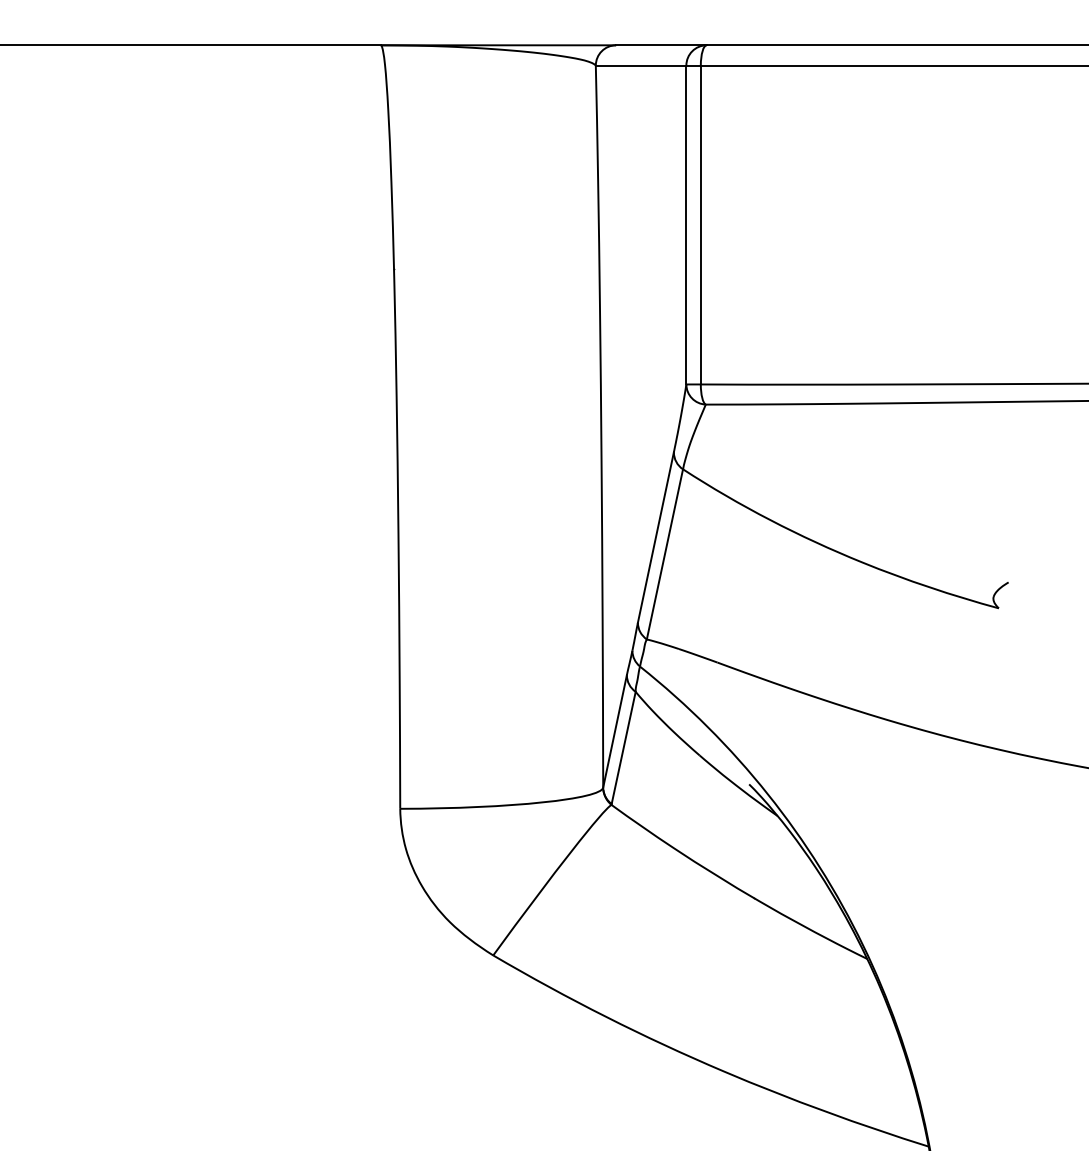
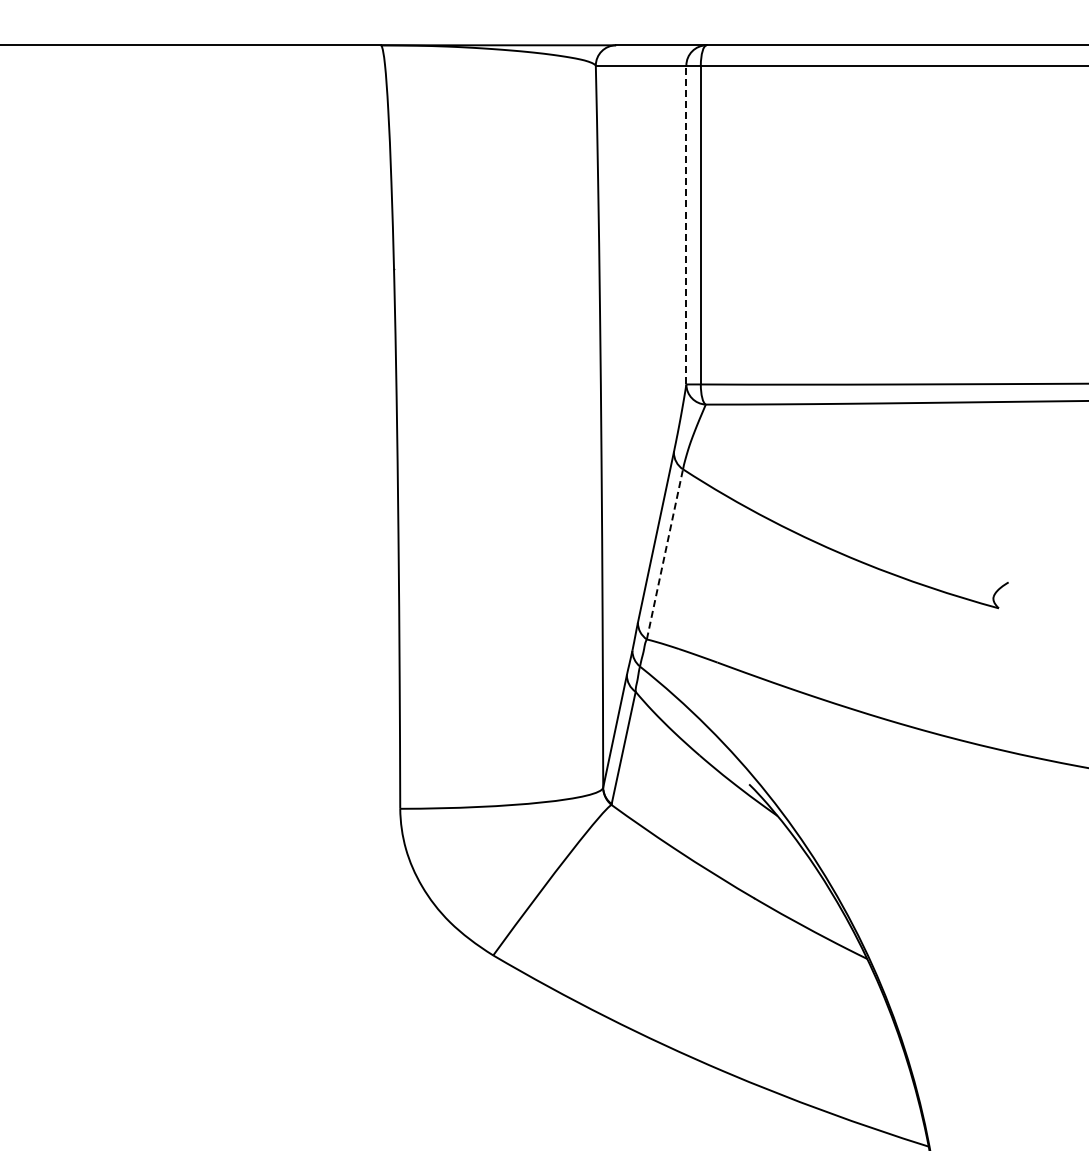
line: solid -> dashed (686, 224)
line: solid -> dashed (664, 554)
